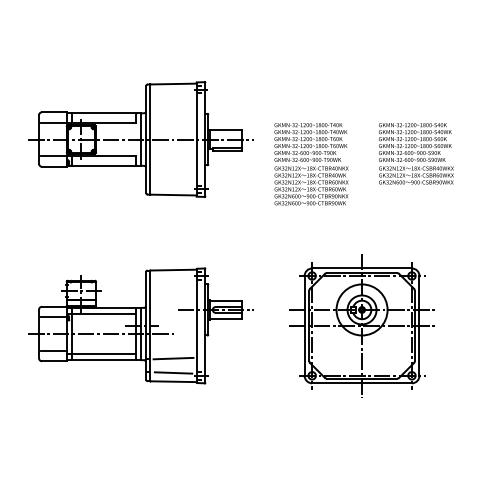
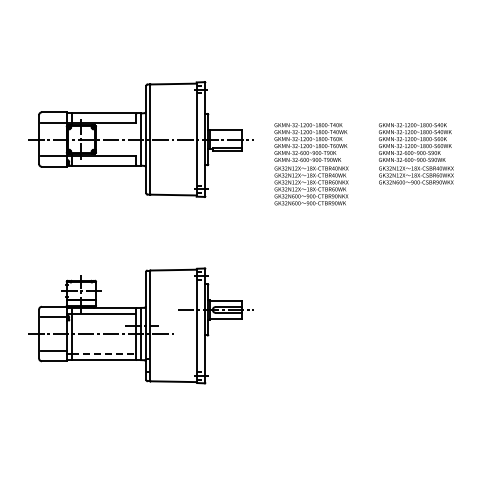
part: present -> none (361, 325)
line: solid -> dashed (103, 353)
line: present -> none (173, 358)
line: present -> none (173, 372)
